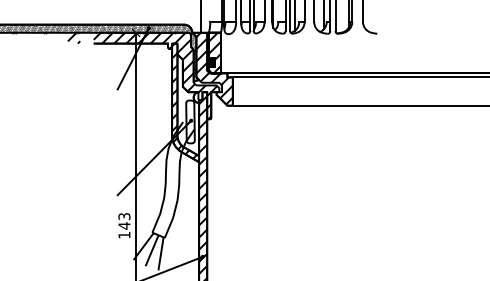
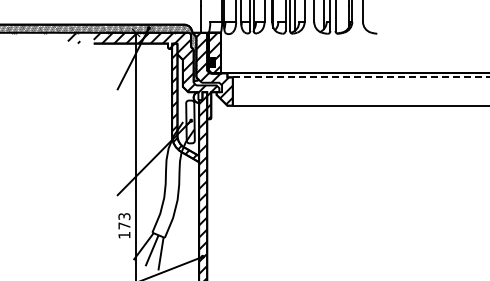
line: solid -> dashed (361, 77)
text: 143 -> 173 (124, 225)
